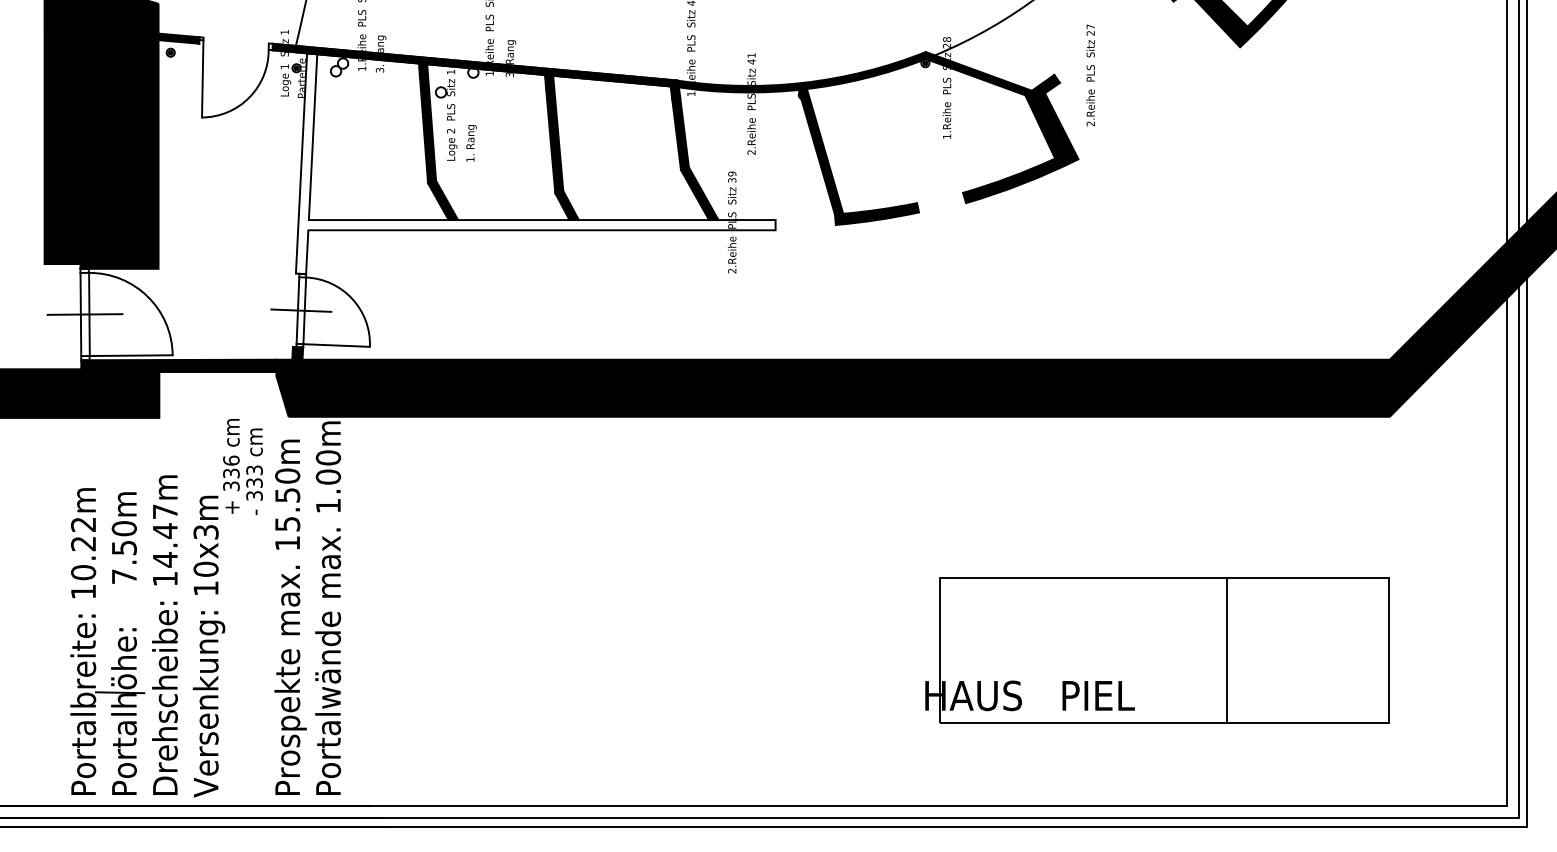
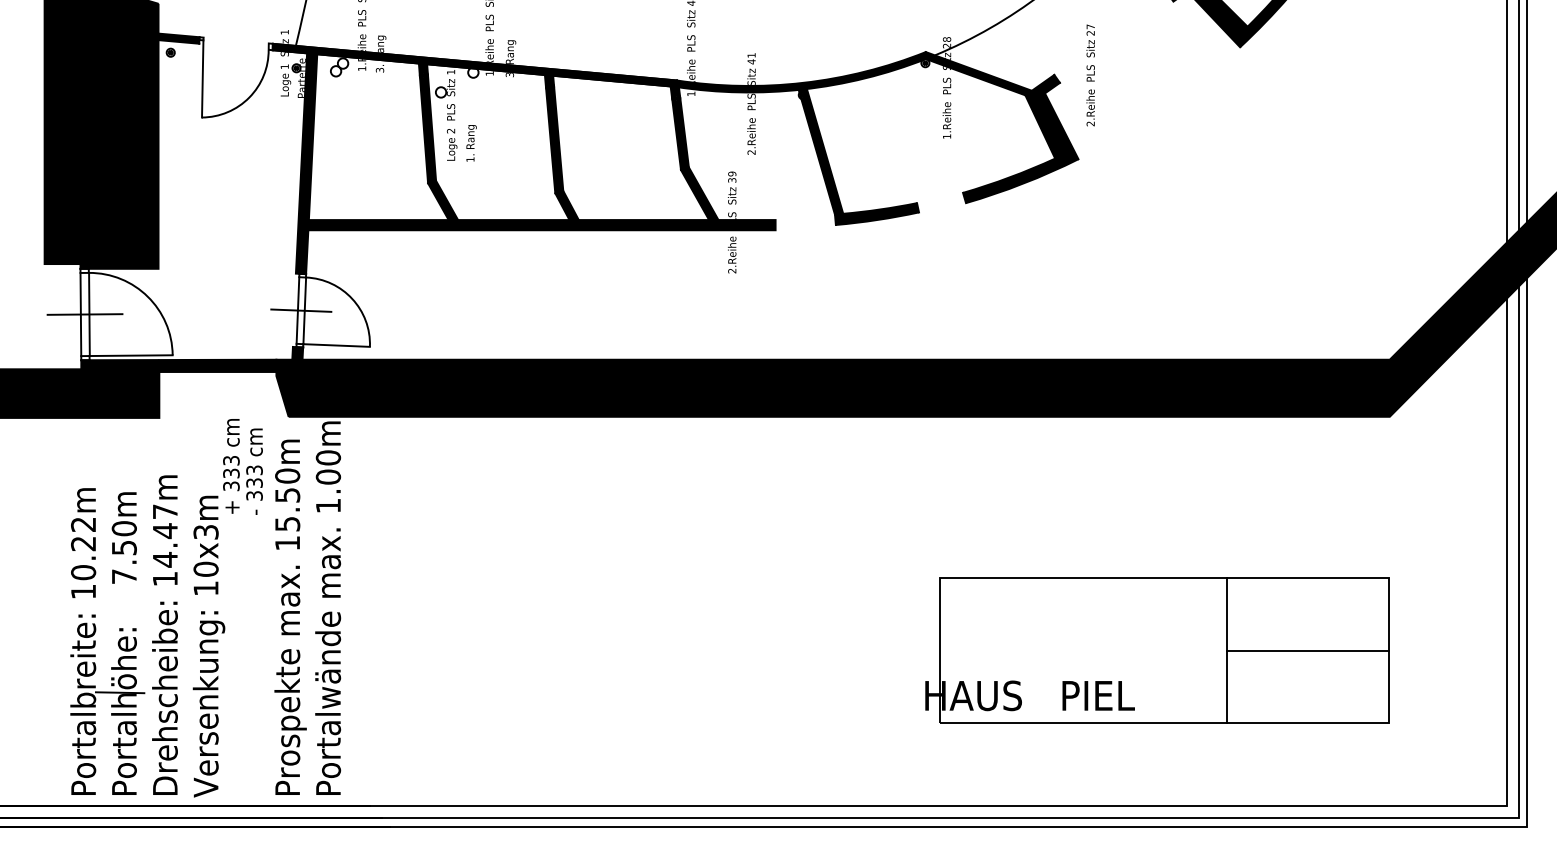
fill: none -> present (535, 163)
text: 336 -> 333 (231, 460)
line: none -> present (1307, 650)
